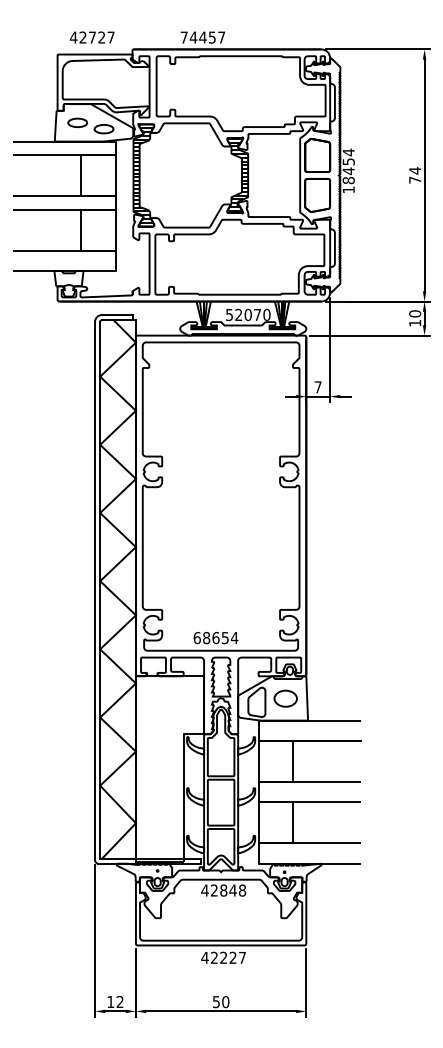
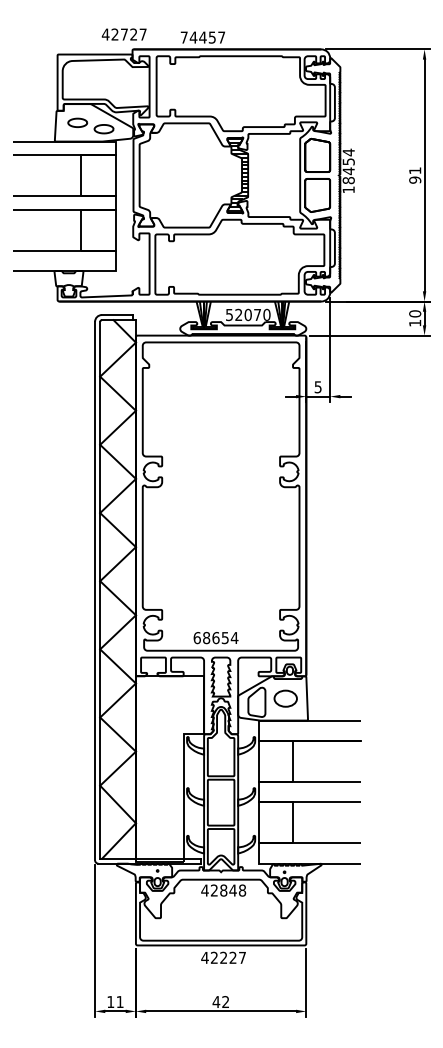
text position: (91, 37) -> (123, 34) (123, 34)
text: 74 -> 91 (415, 175)
hatch: present -> none (143, 177)
text: 7 -> 5 (317, 387)
text: 12 -> 11 (119, 1001)
text: 50 -> 42 (220, 1002)
